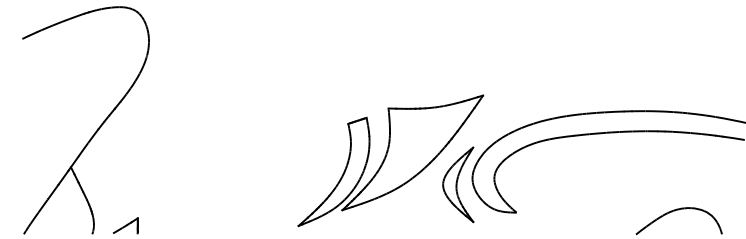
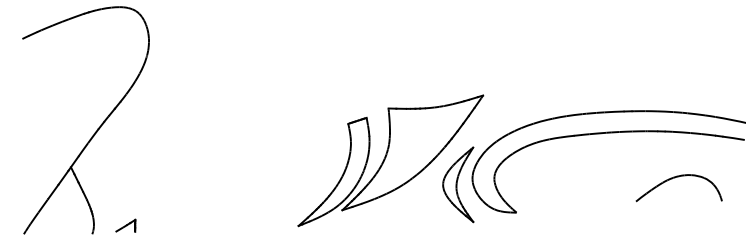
part position: (675, 211) -> (675, 178) (675, 178)
part size: 27x18 px -> 22x15 px (125, 225)
